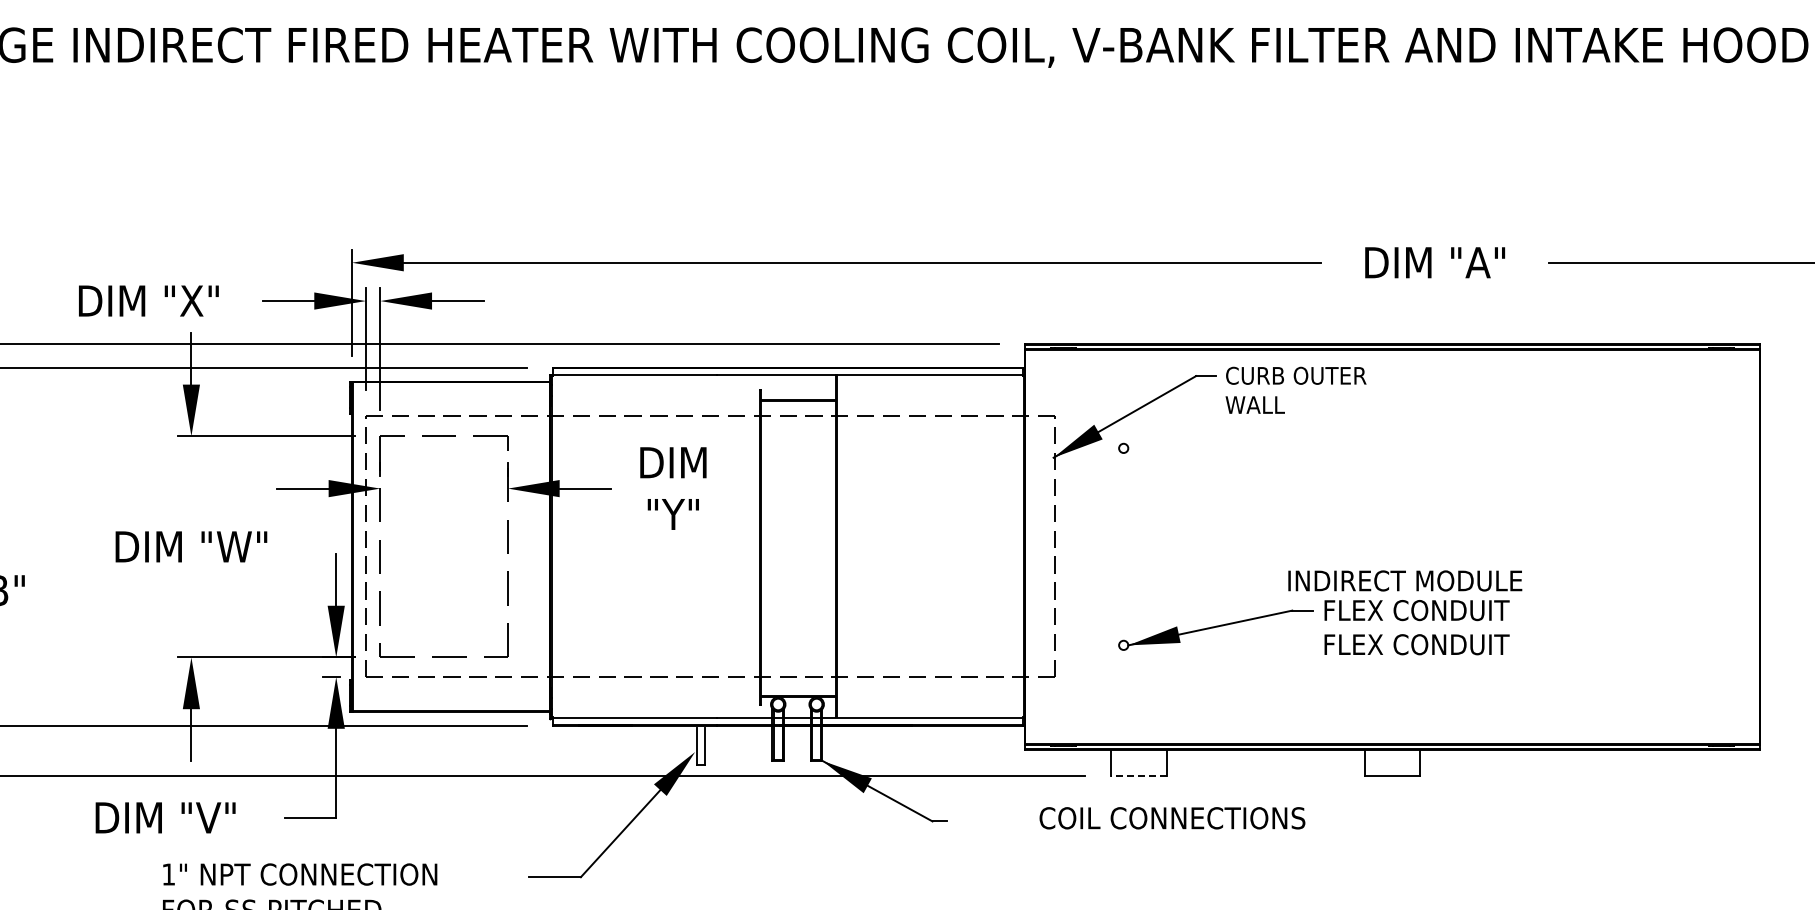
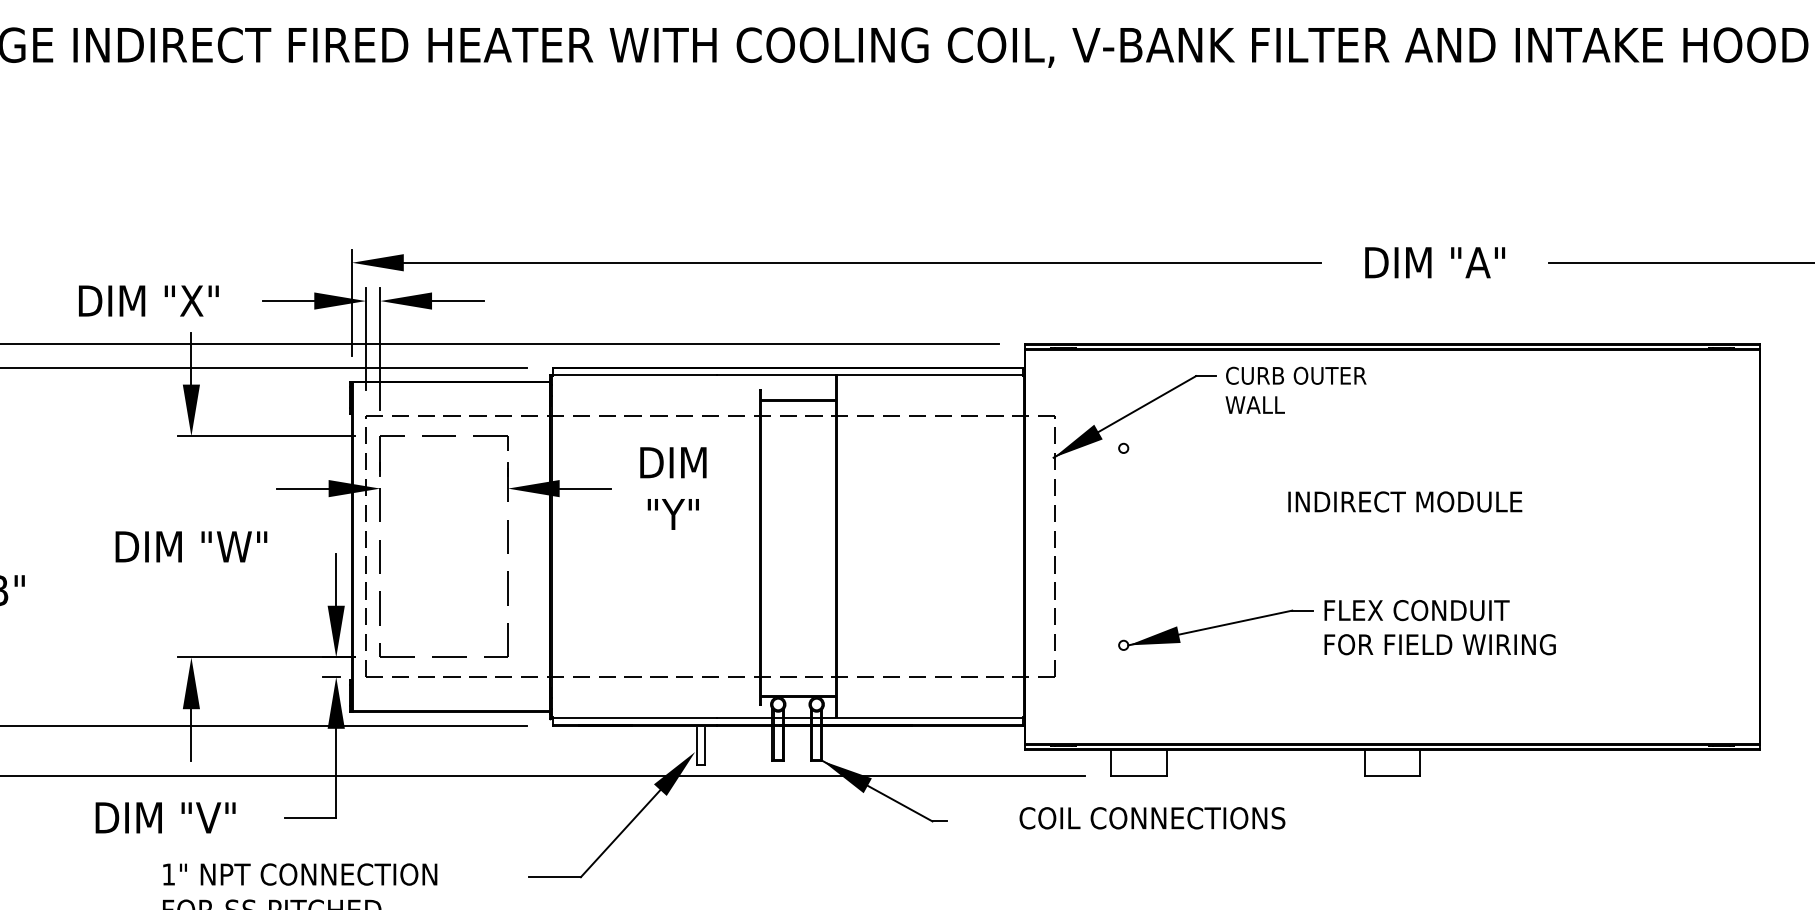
text position: (1405, 580) -> (1405, 501) (1405, 501)
text: FLEX CONDUIT -> FOR FIELD WIRING (1446, 644)
line: dashed -> solid (1139, 776)
text position: (1172, 818) -> (1152, 818) (1152, 818)
